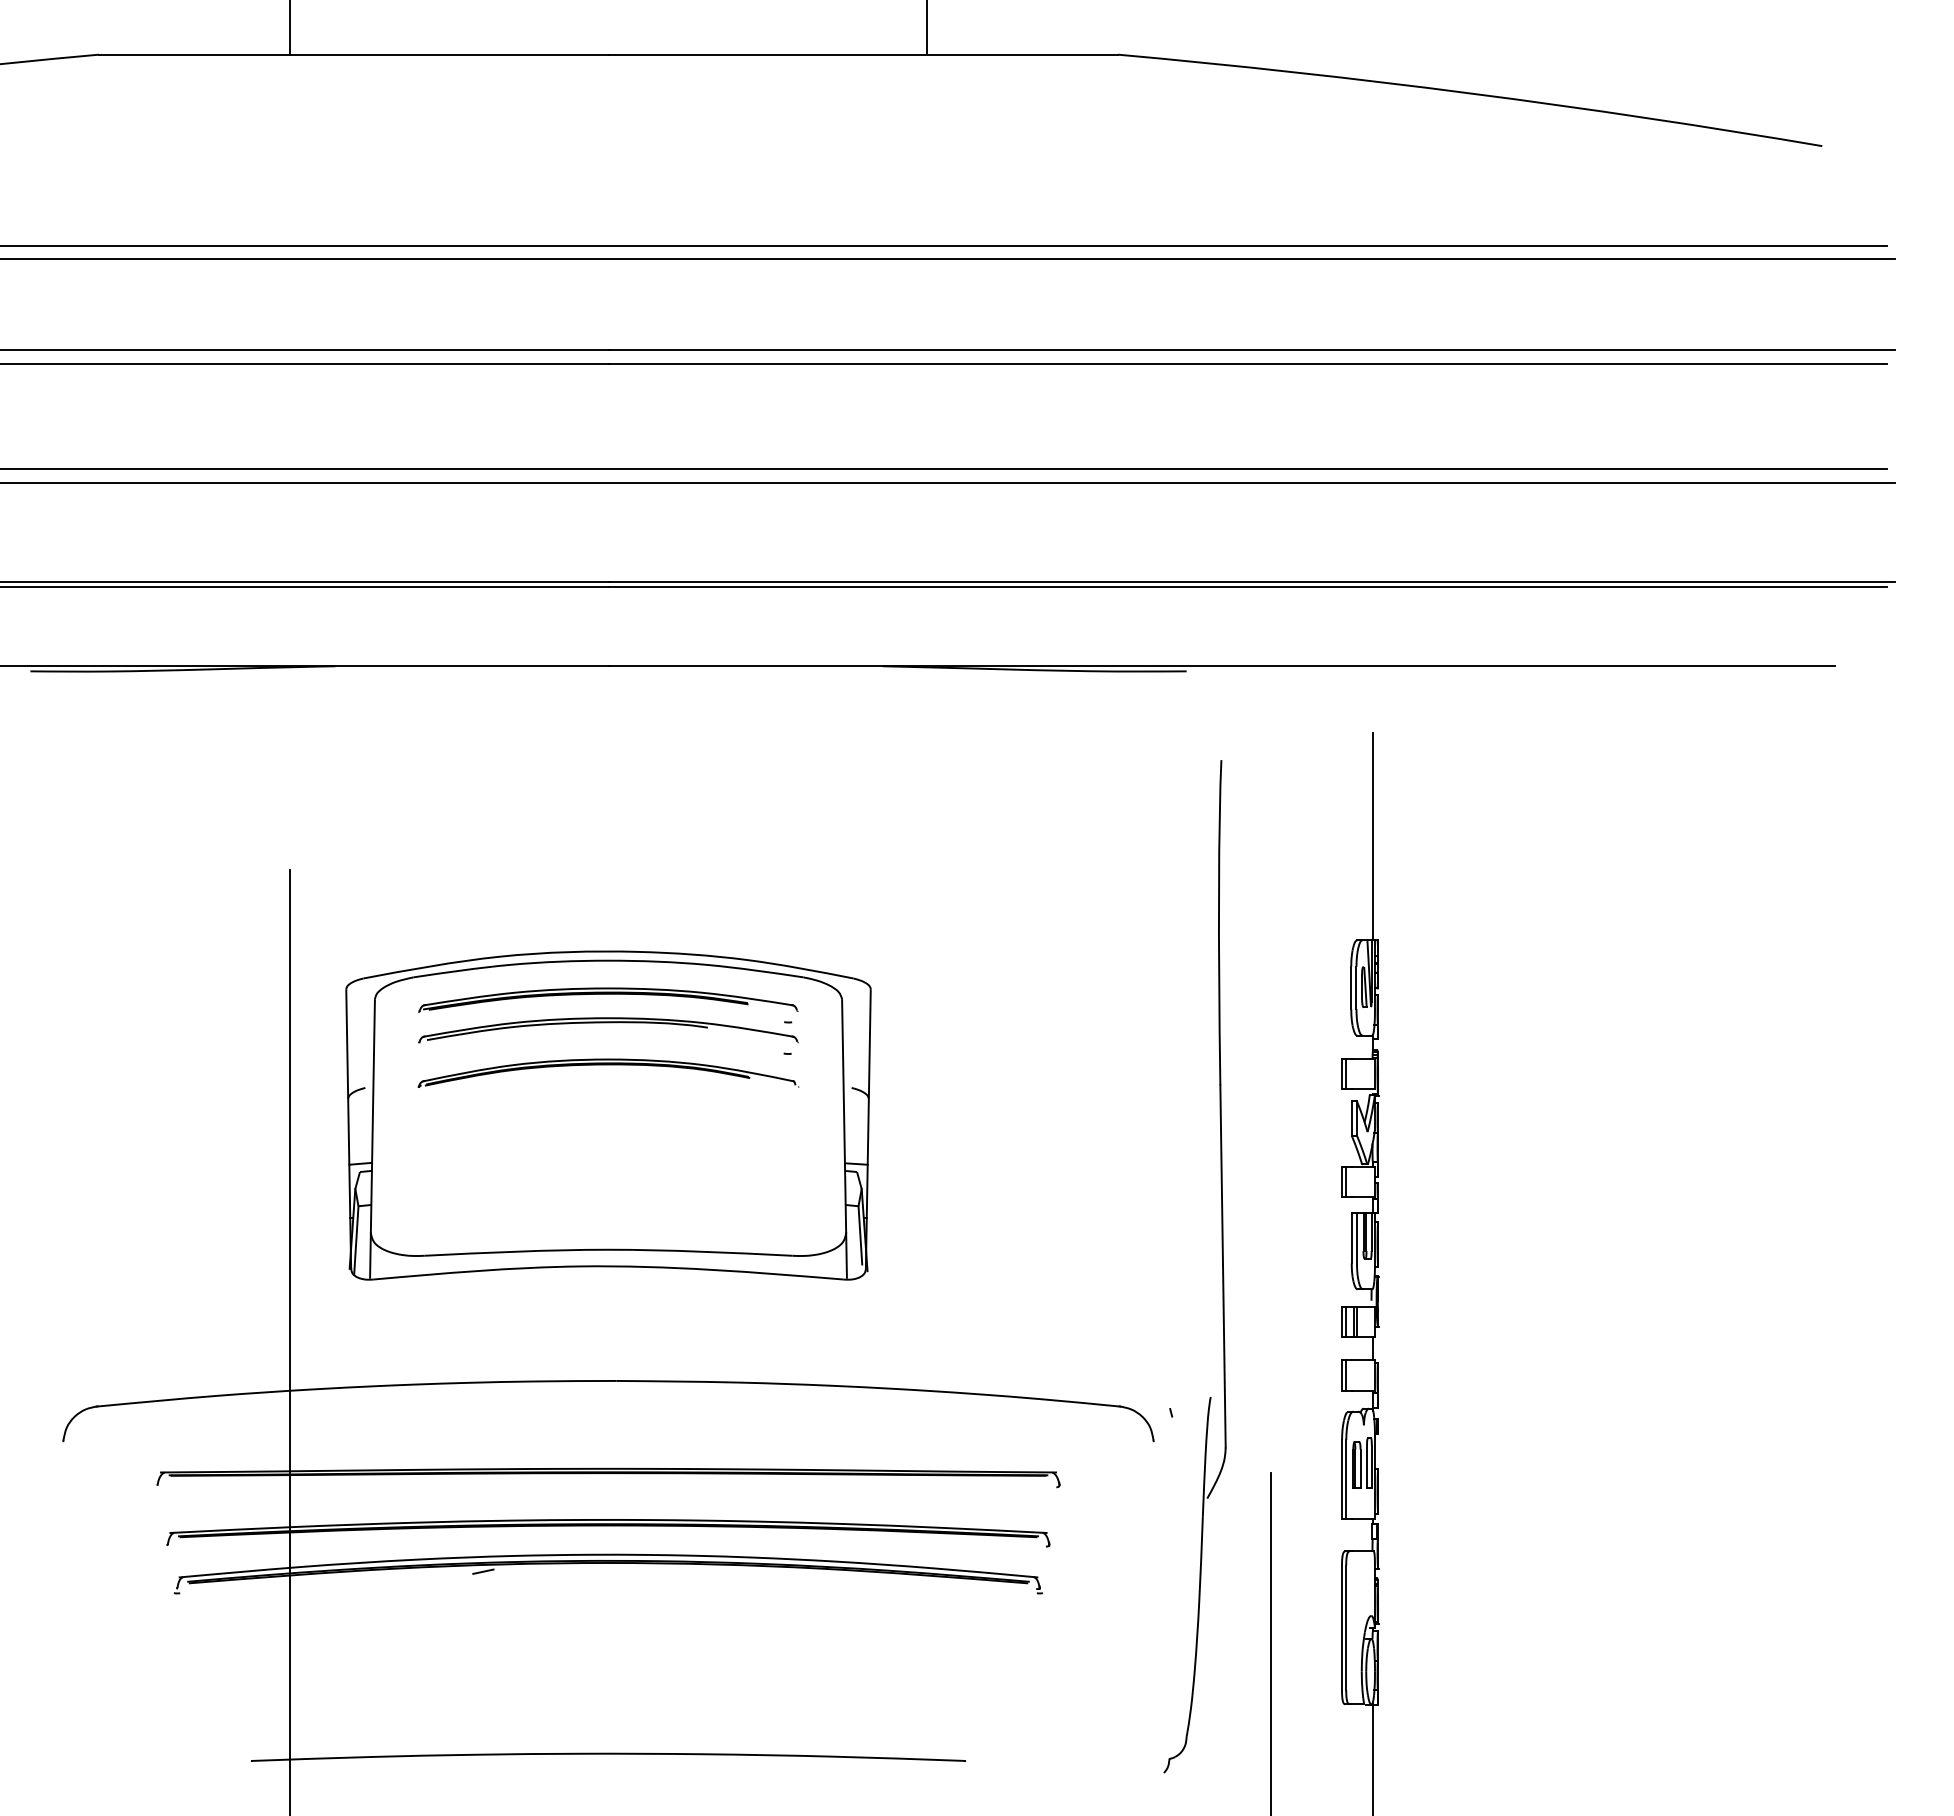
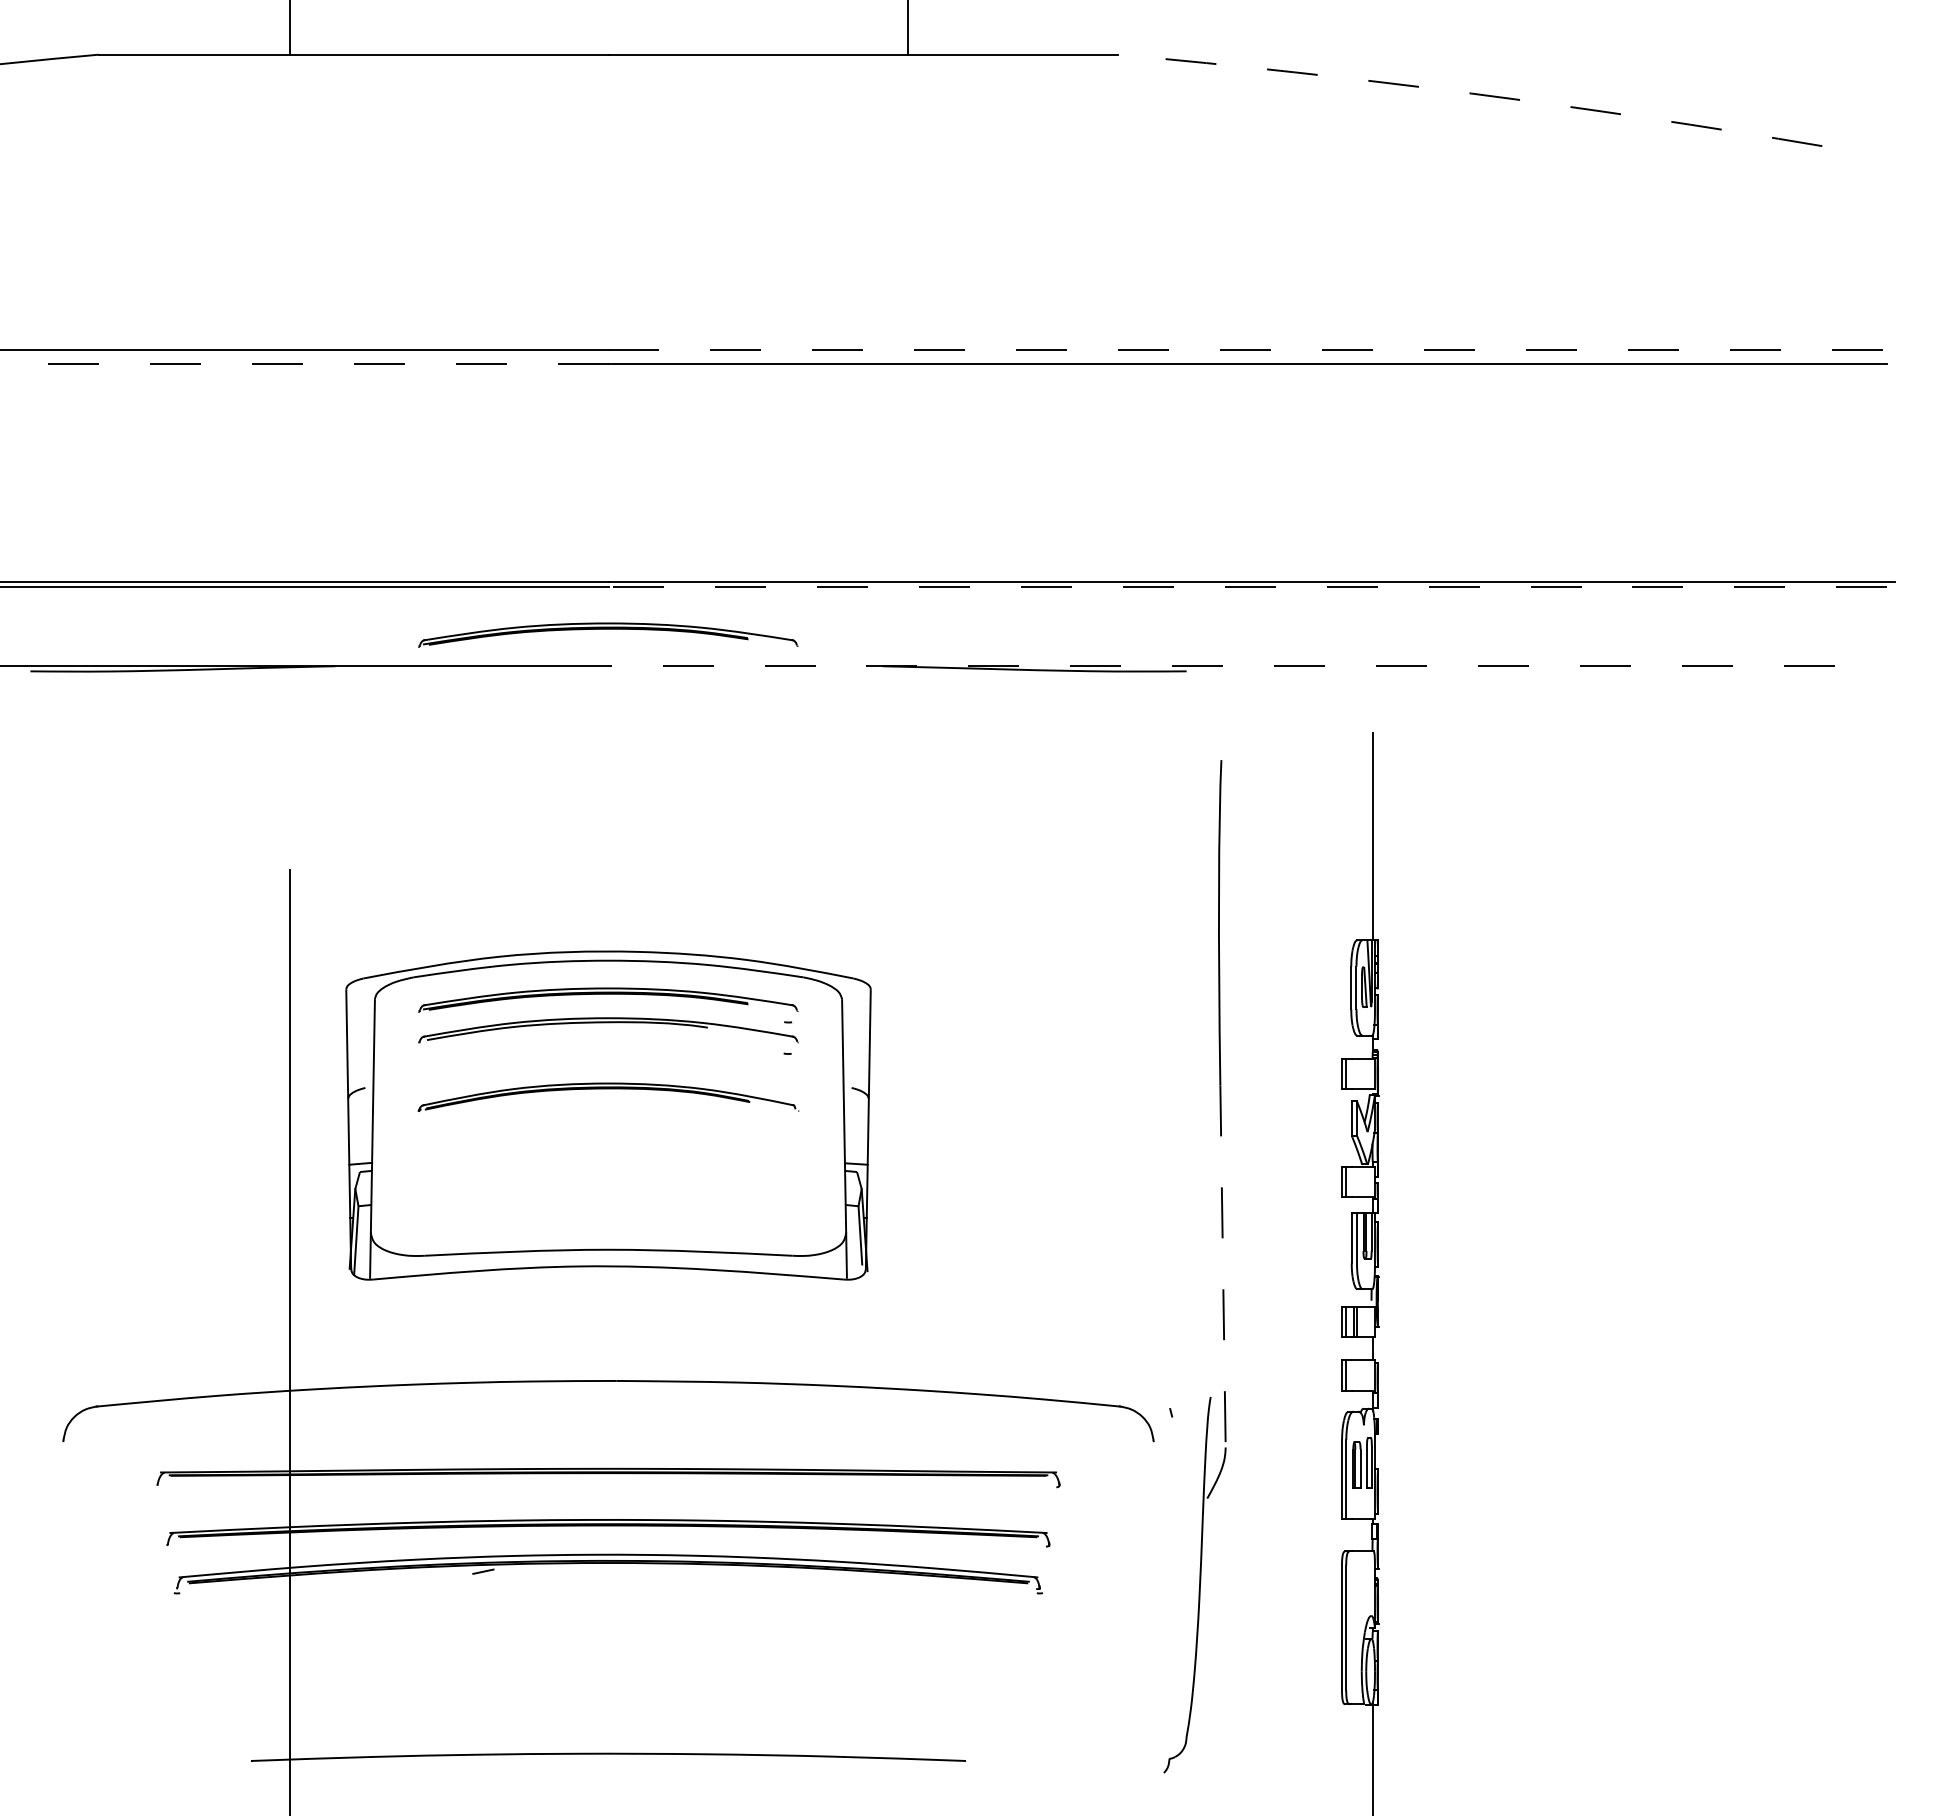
line position: (927, 28) -> (908, 28) (908, 28)
arc: solid -> dashed (1471, 93)
line: present -> none (944, 245)
line: present -> none (948, 258)
line: solid -> dashed (1252, 350)
line: solid -> dashed (304, 363)
line: present -> none (944, 469)
line: present -> none (948, 482)
line: solid -> dashed (1247, 587)
part: none -> present (608, 634)
line: solid -> dashed (1221, 666)
part position: (608, 1065) -> (608, 1089) (608, 1089)
line: solid -> dashed (1223, 1266)
line: present -> none (1271, 1642)
